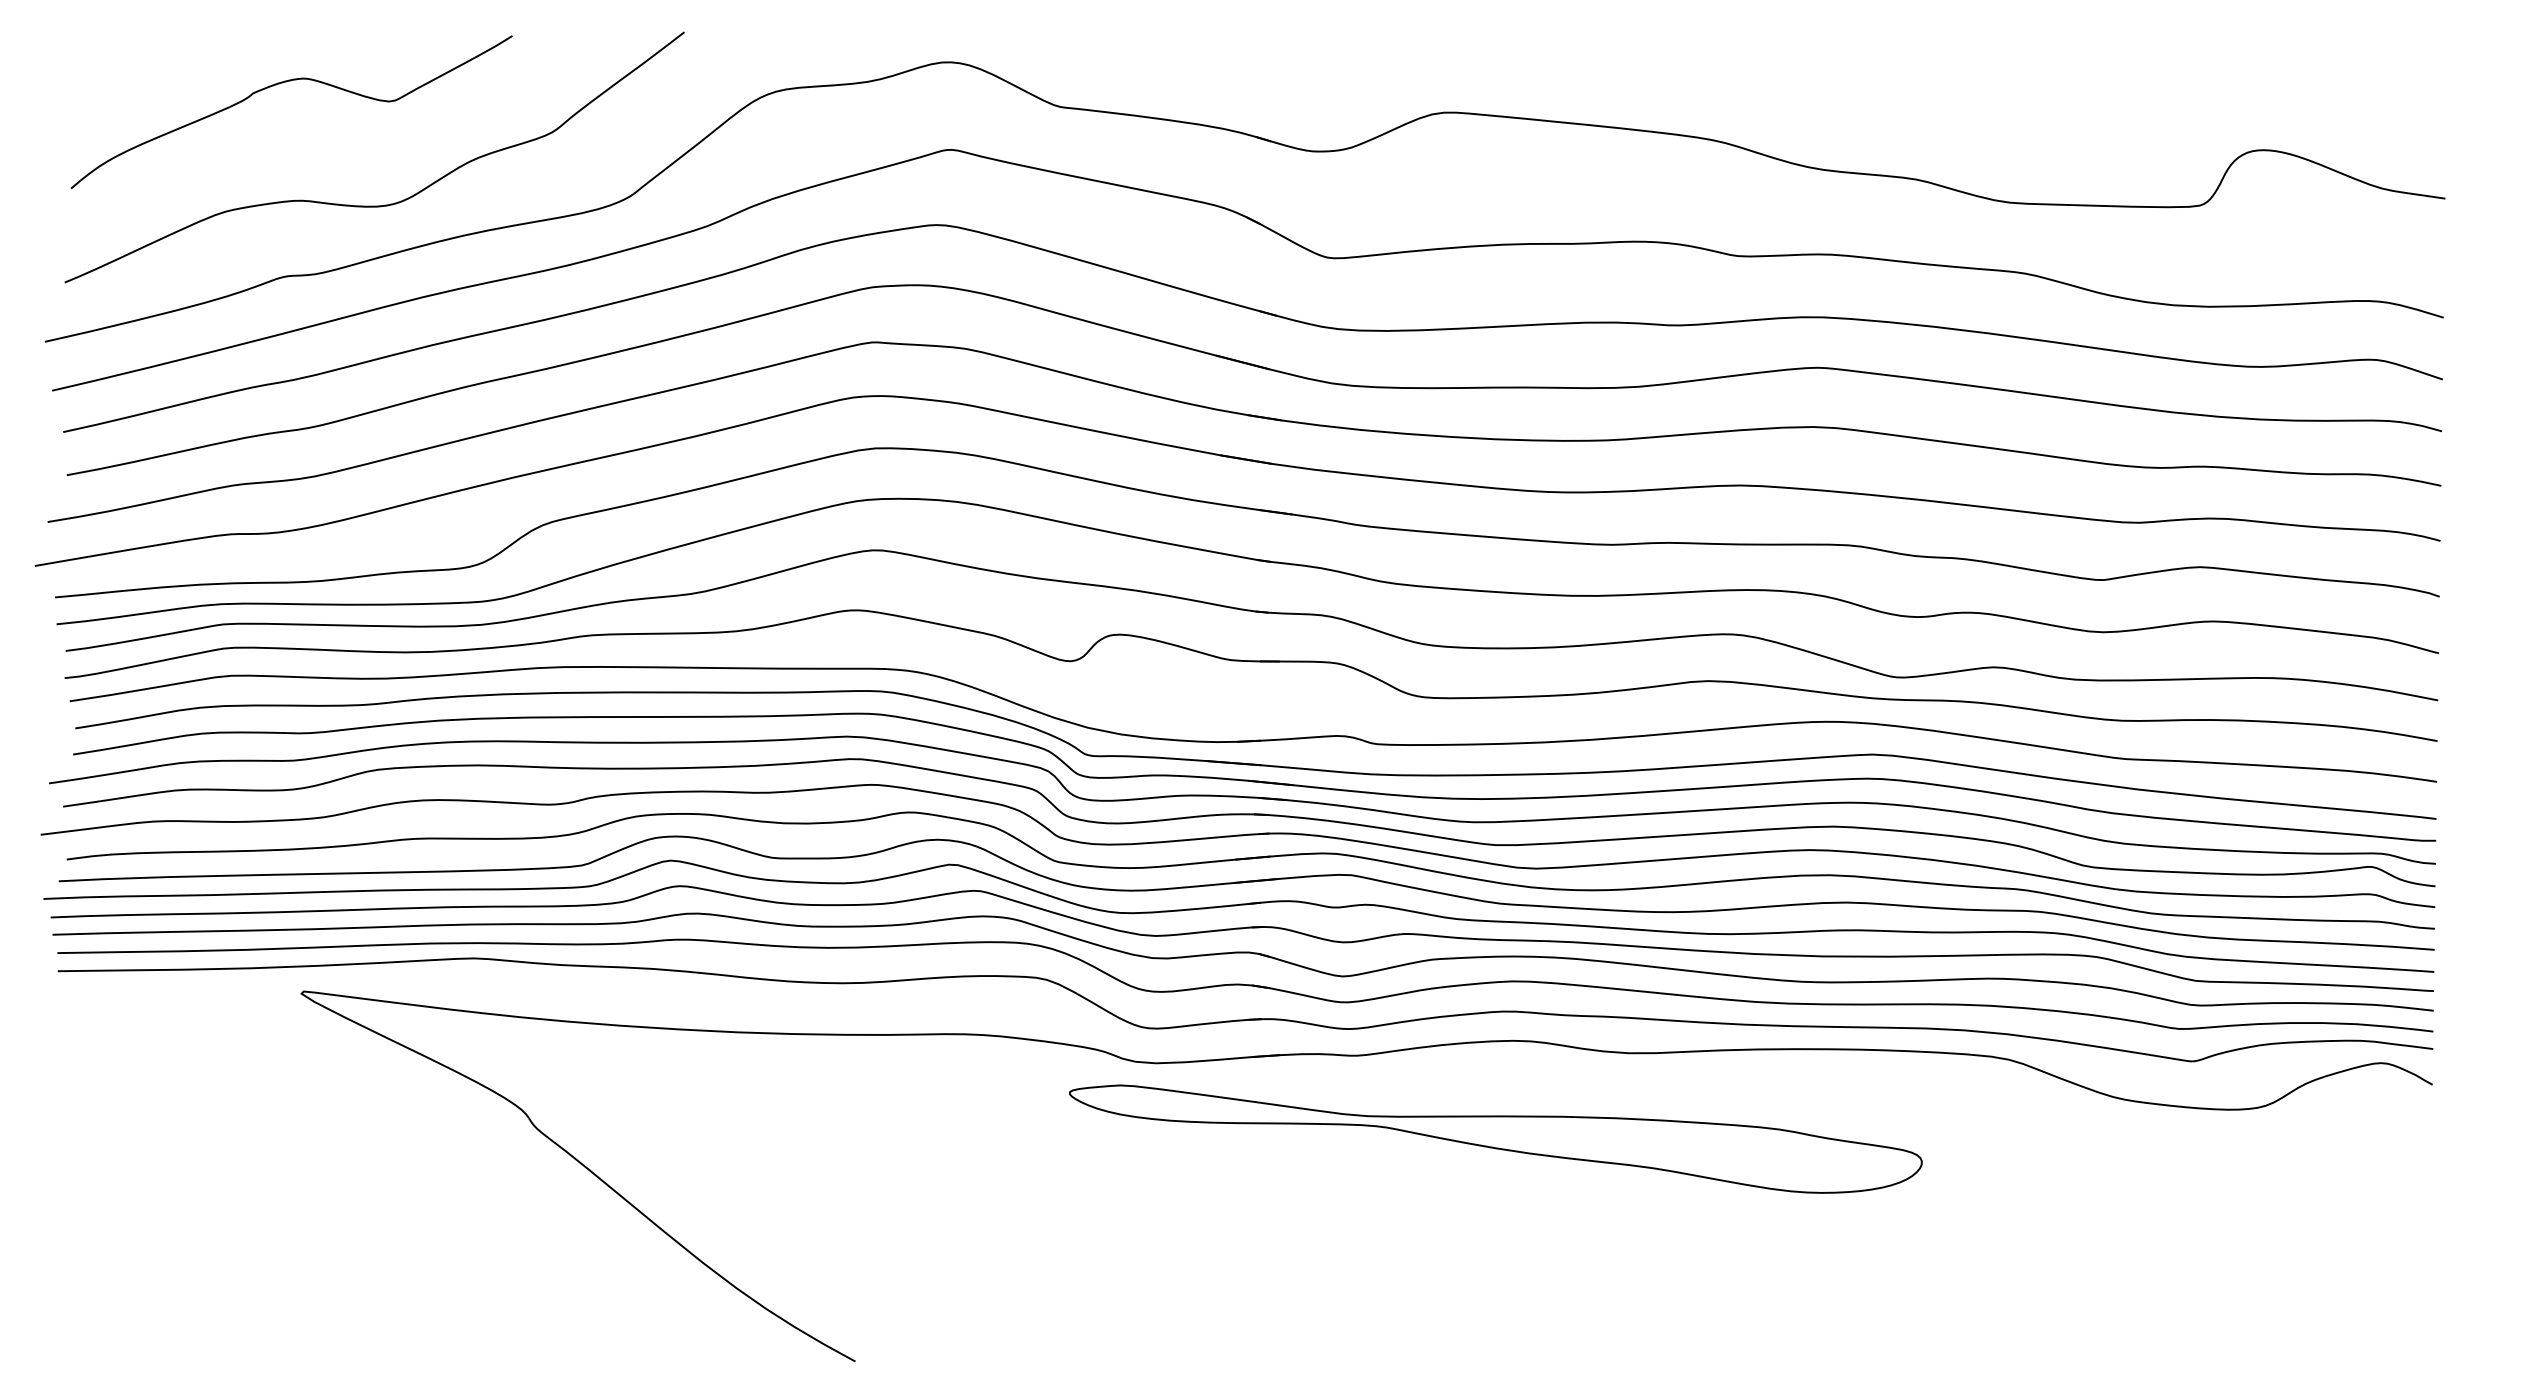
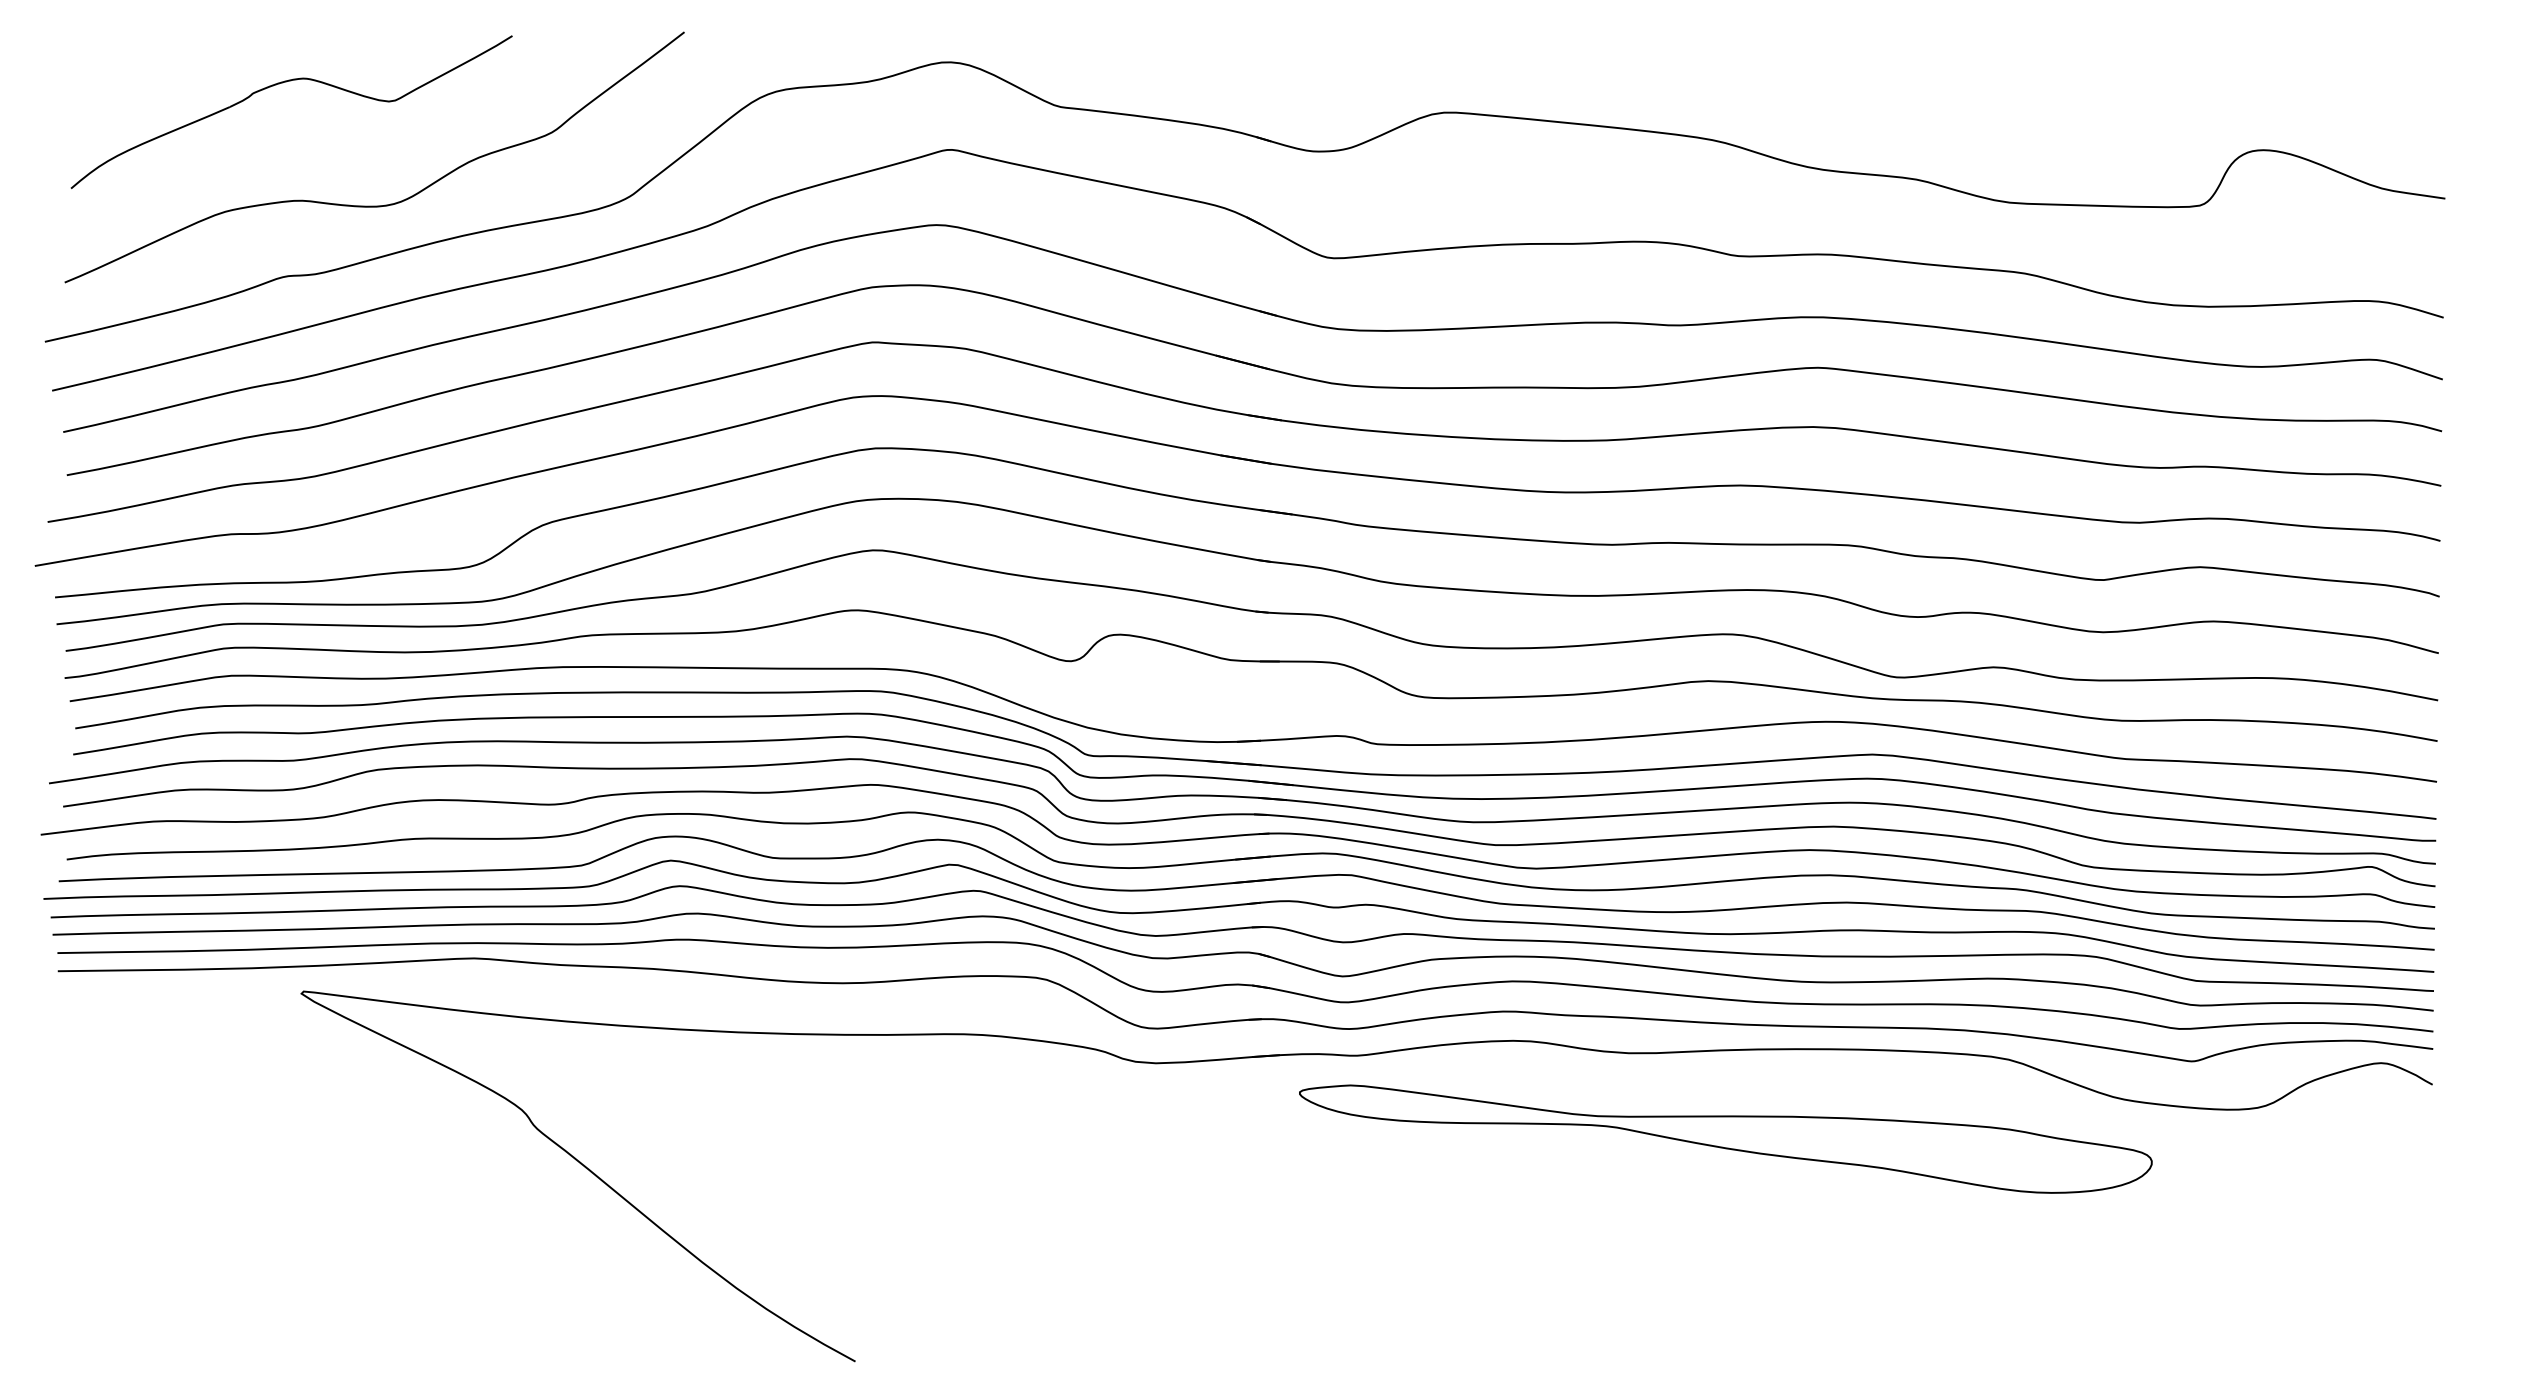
part position: (1495, 1138) -> (1725, 1138) (1725, 1138)
